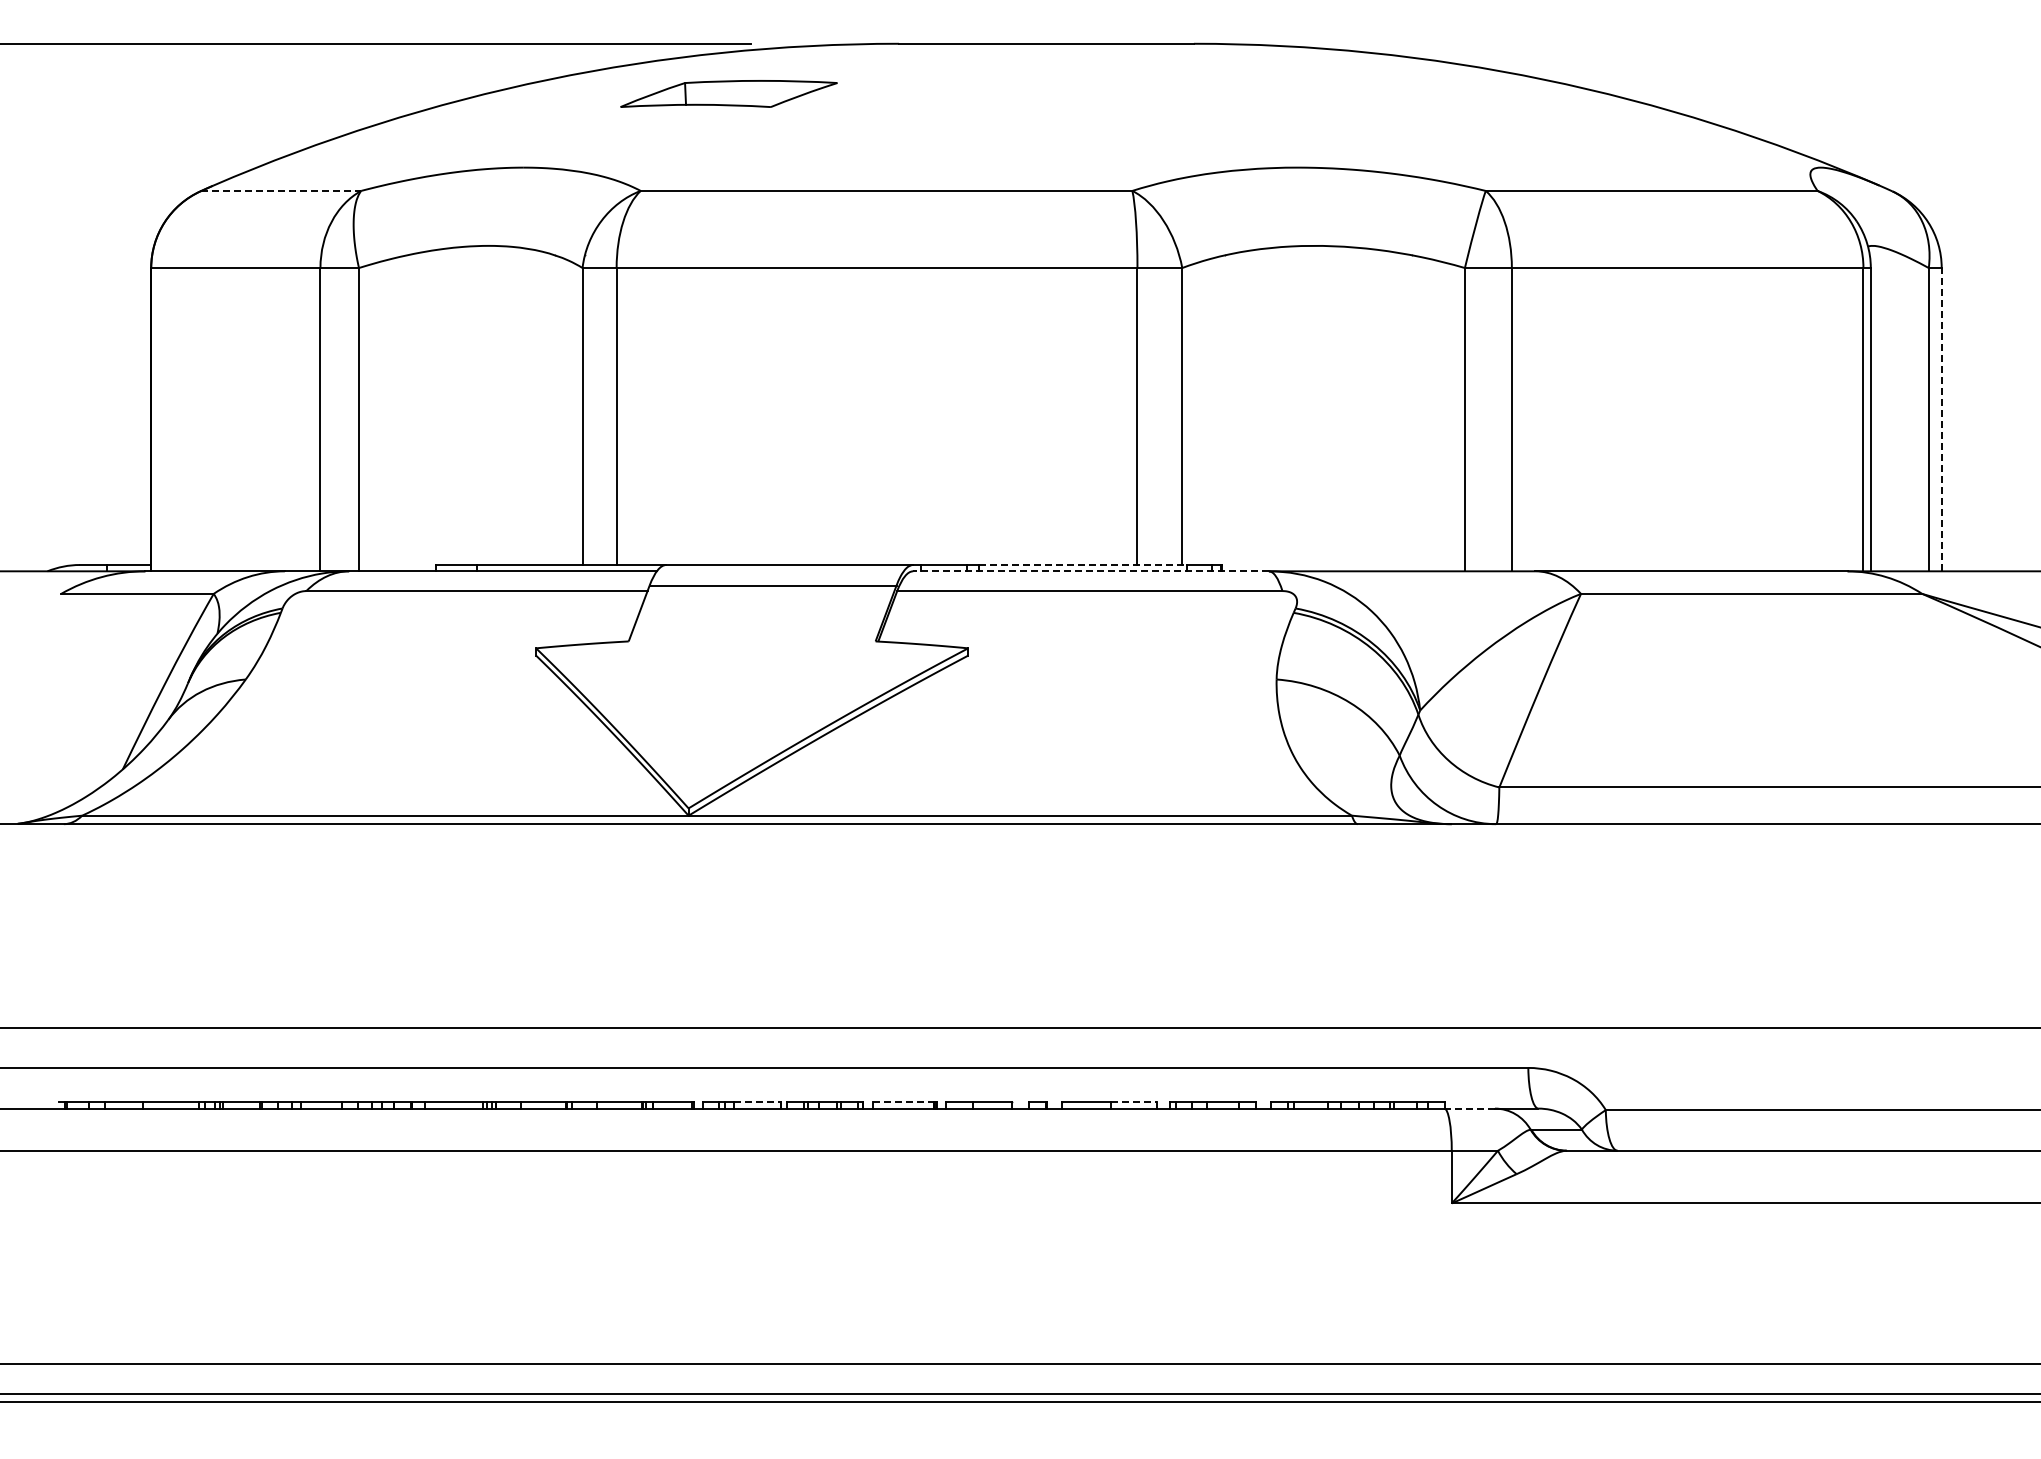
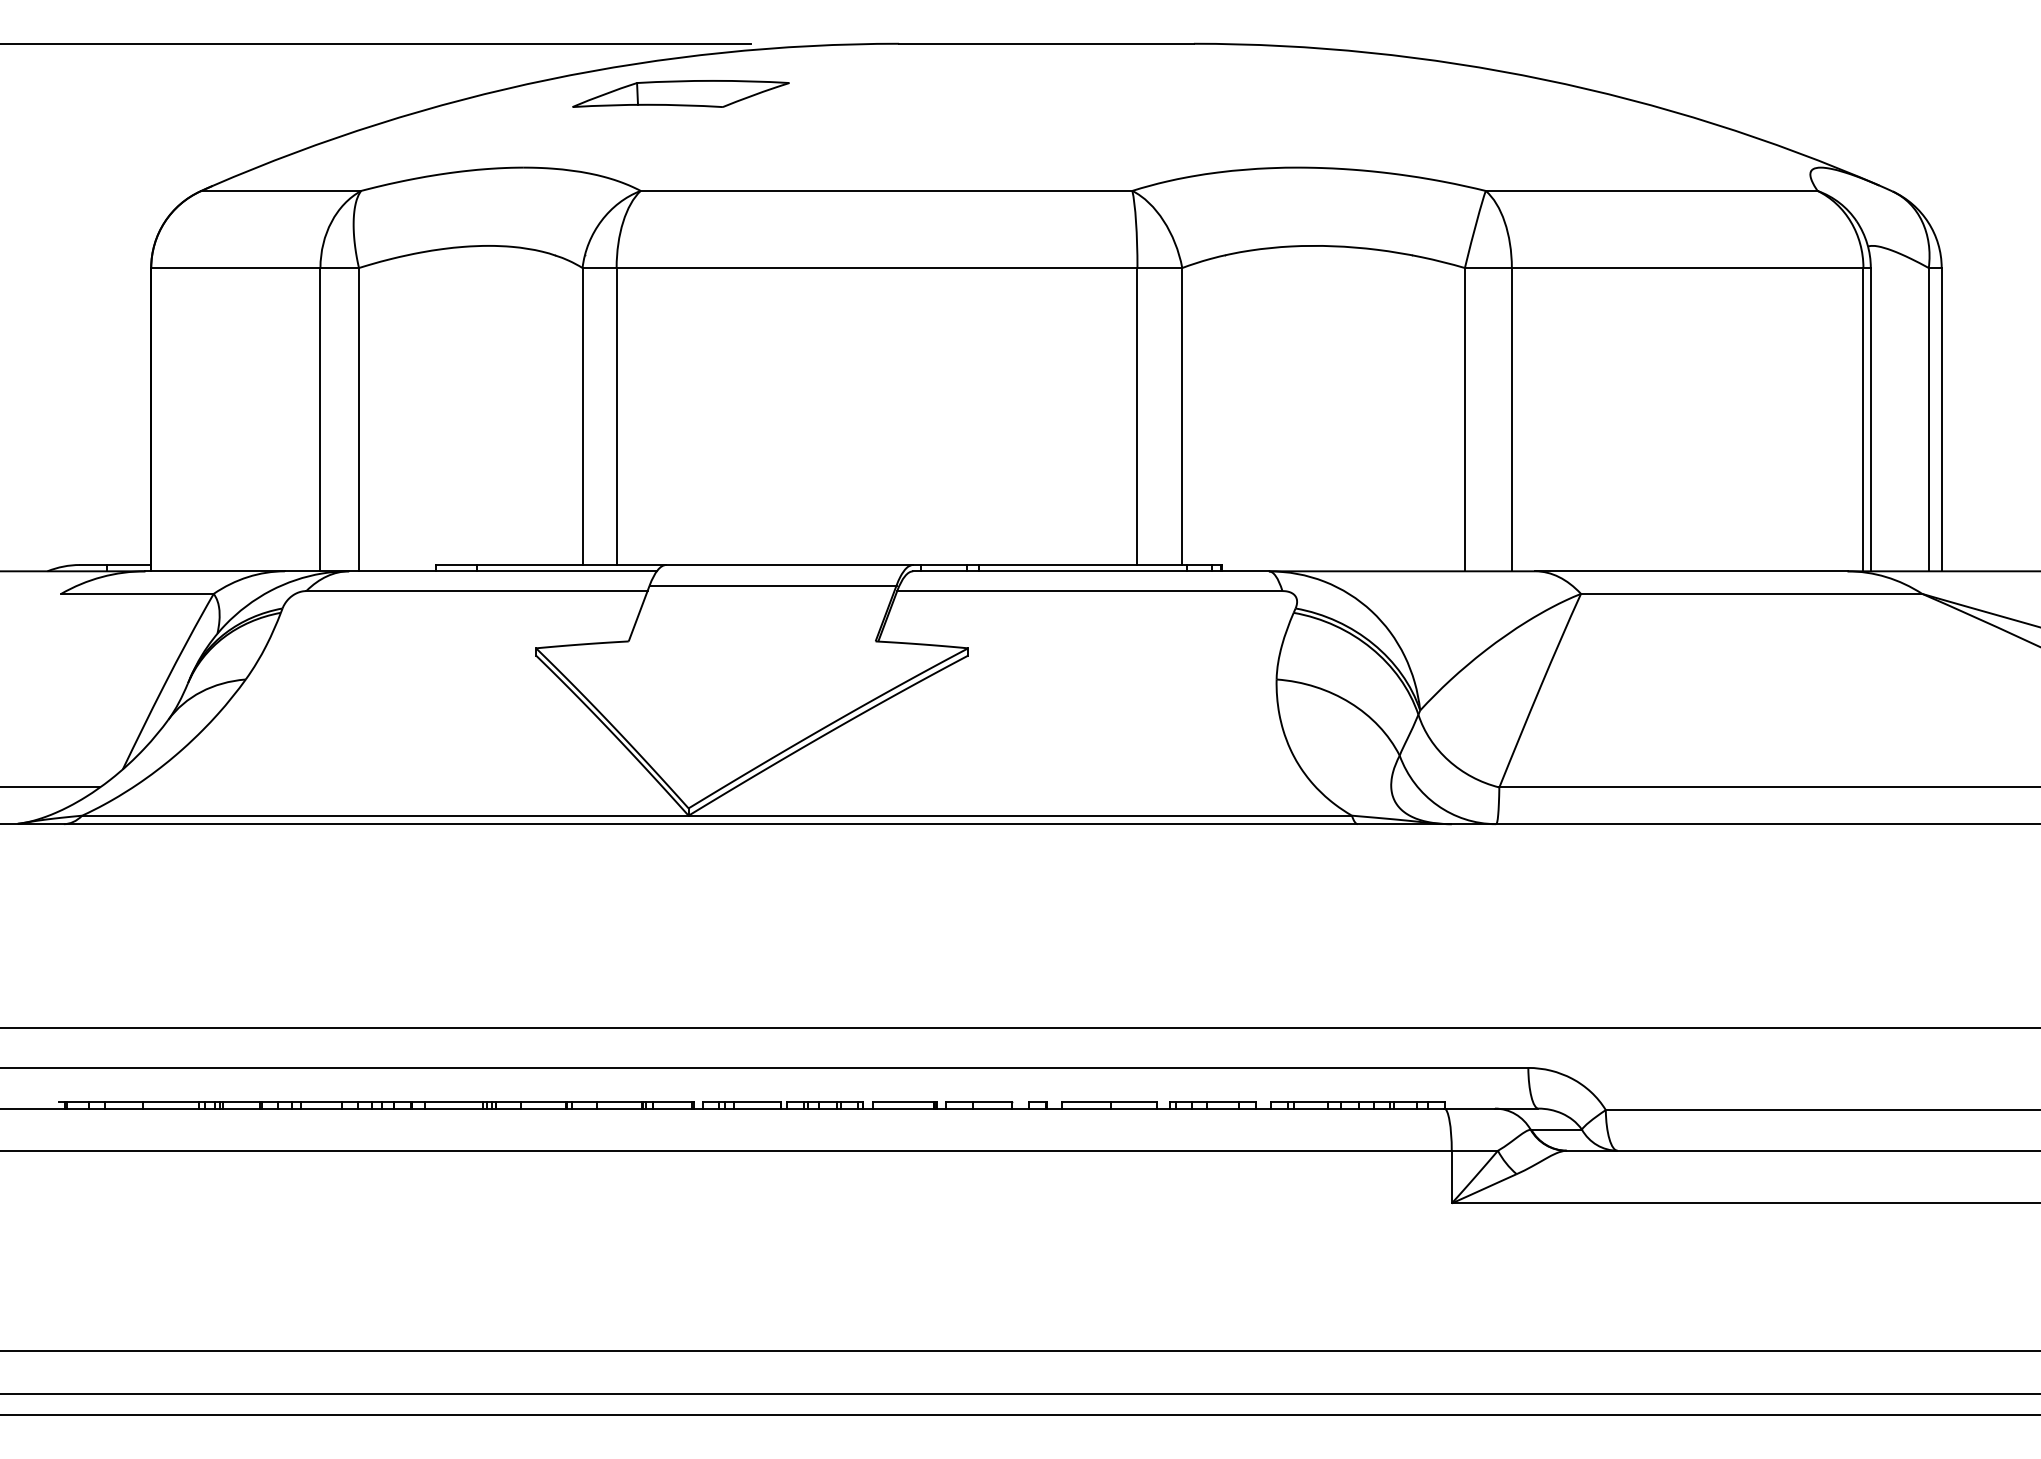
part position: (728, 93) -> (680, 93) (680, 93)
line: dashed -> solid (281, 190)
line: dashed -> solid (1941, 419)
line: dashed -> solid (1083, 565)
line: dashed -> solid (1091, 571)
line: none -> present (51, 787)
line: dashed -> solid (757, 1102)
line: dashed -> solid (903, 1102)
line: dashed -> solid (1134, 1102)
line: dashed -> solid (1469, 1108)
line position: (1019, 1363) -> (1019, 1350) (1019, 1350)
line position: (1019, 1402) -> (1019, 1415) (1019, 1415)
